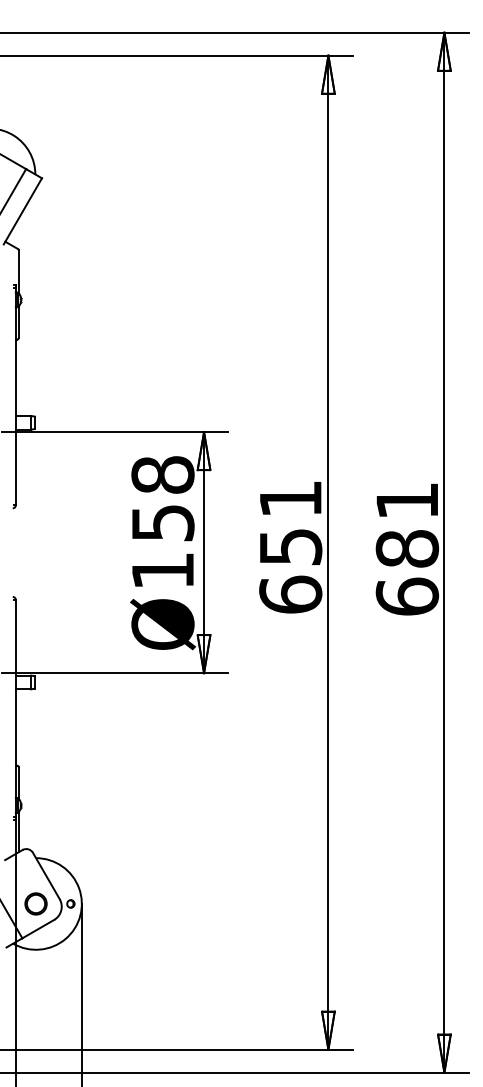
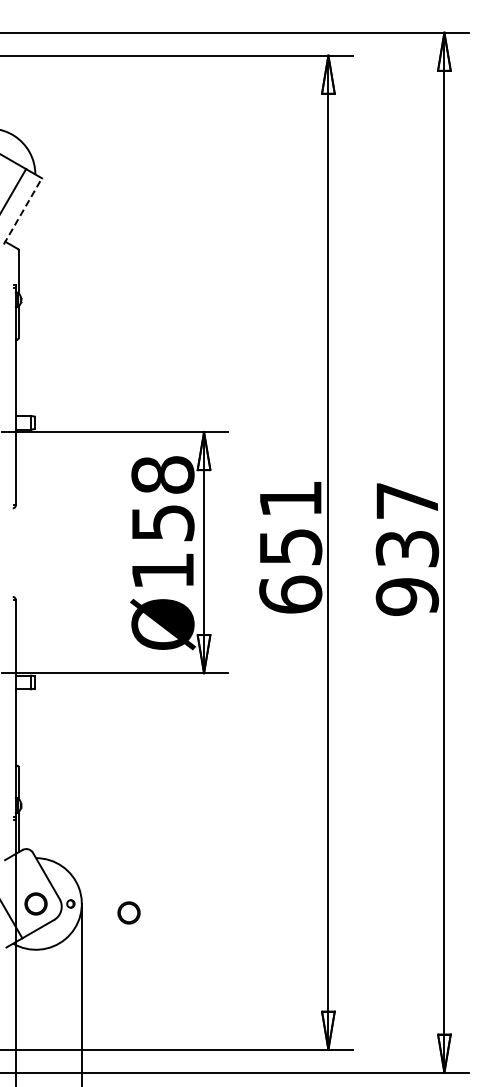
line: solid -> dashed (23, 210)
text: 681 -> 937 (407, 549)
circle: none -> present (128, 912)
